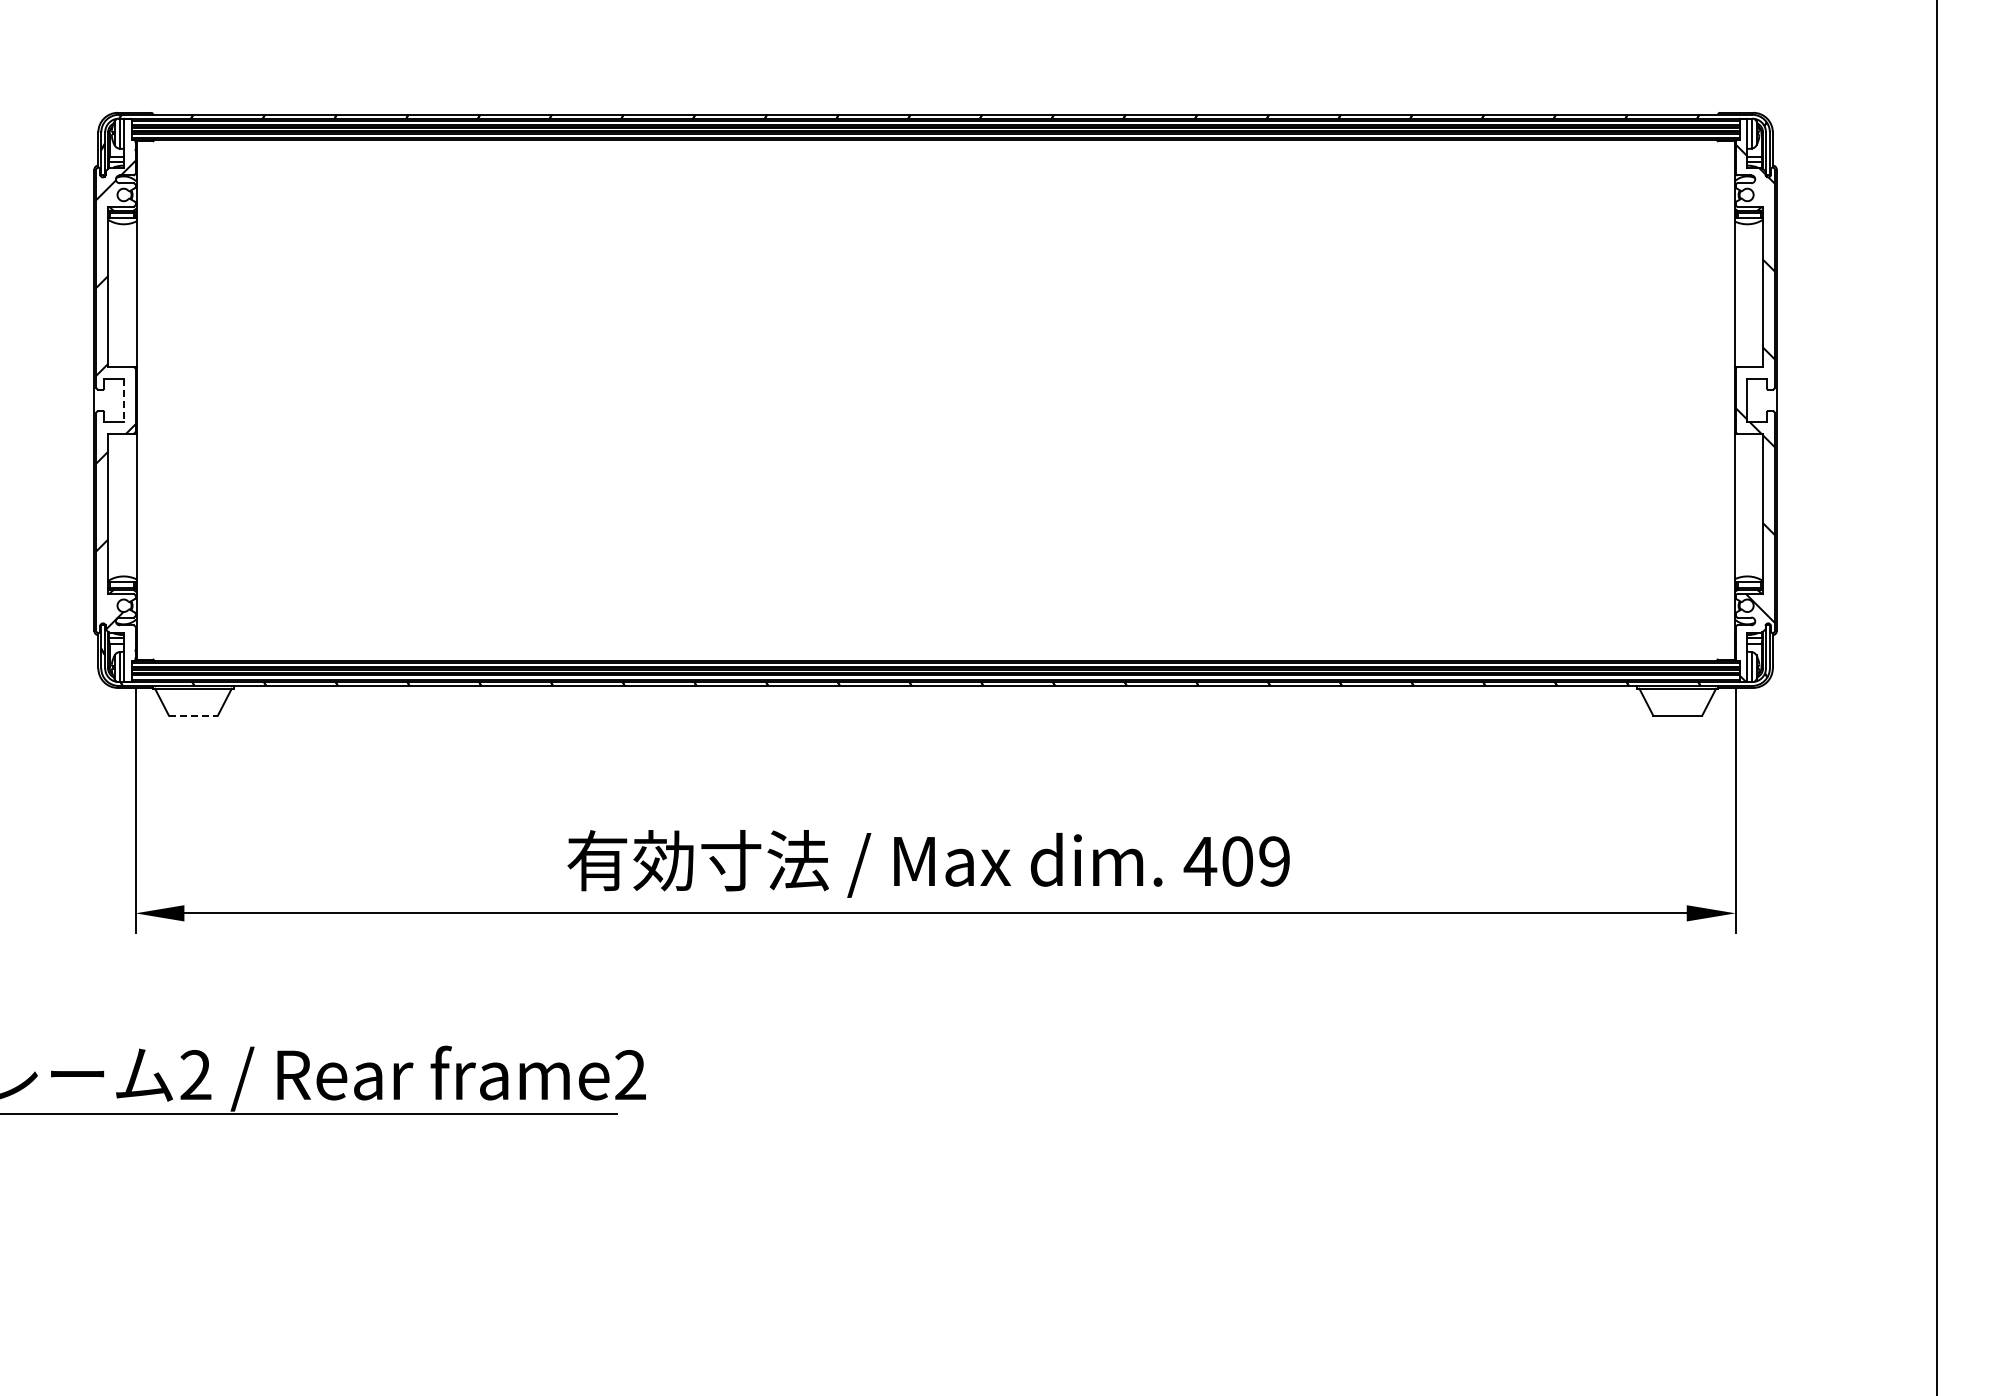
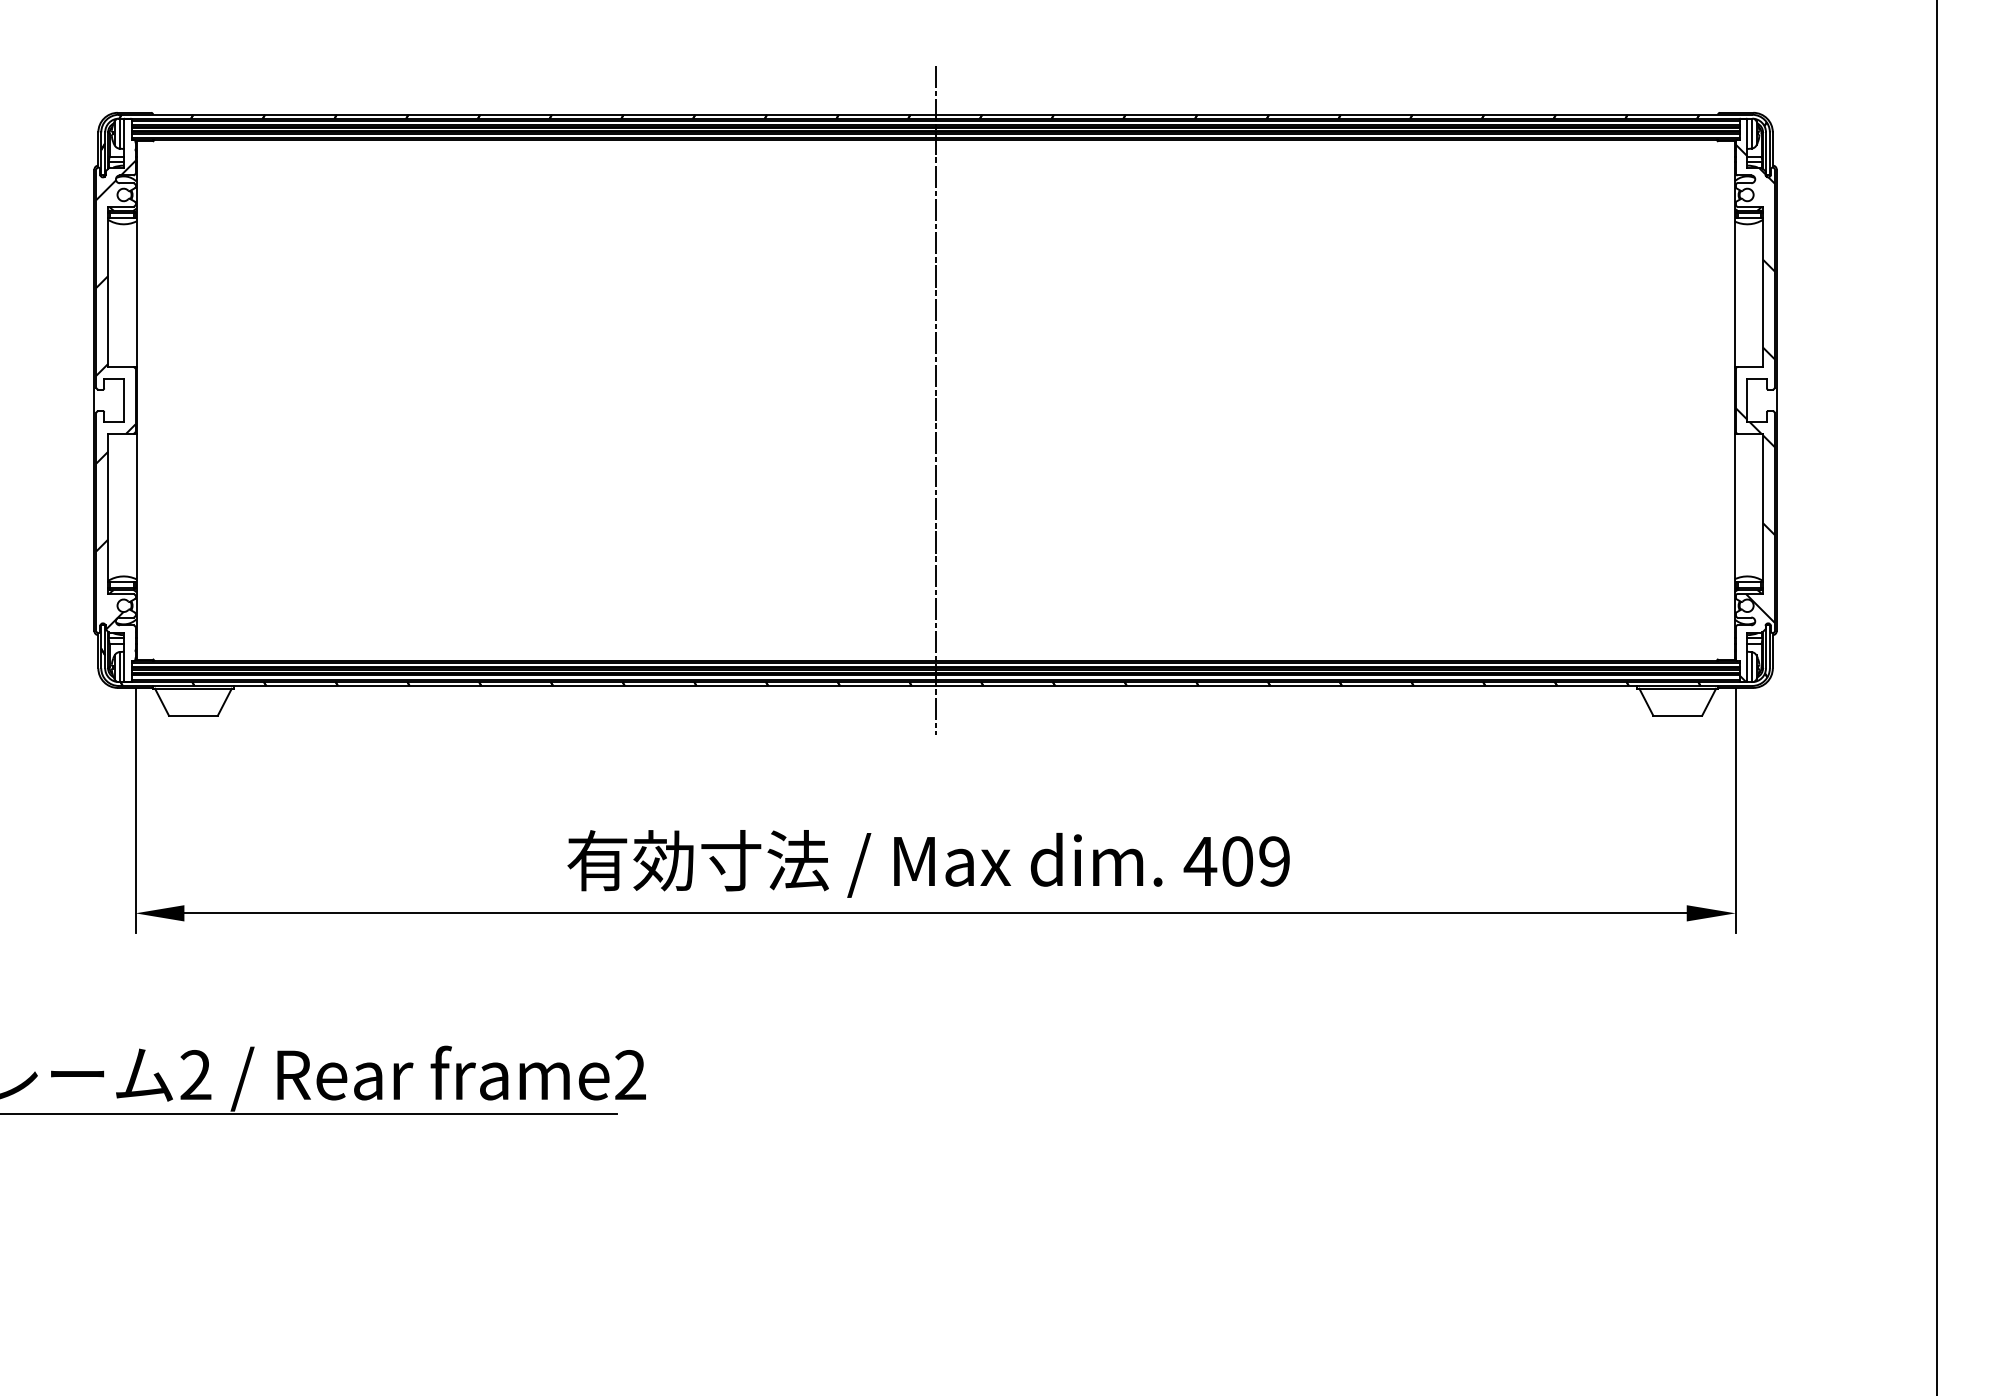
line: none -> present (935, 399)
line: dashed -> solid (123, 400)
line: dashed -> solid (193, 715)
